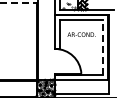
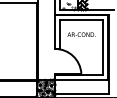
line: dashed -> solid (18, 2)
line: dashed -> solid (103, 47)
